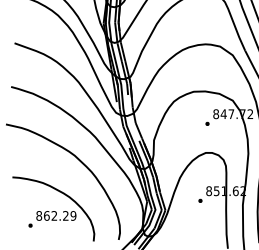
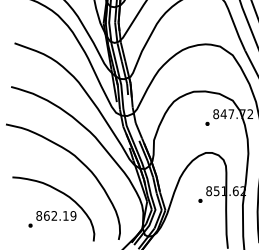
text: 862.29 -> 862.19 (65, 215)
